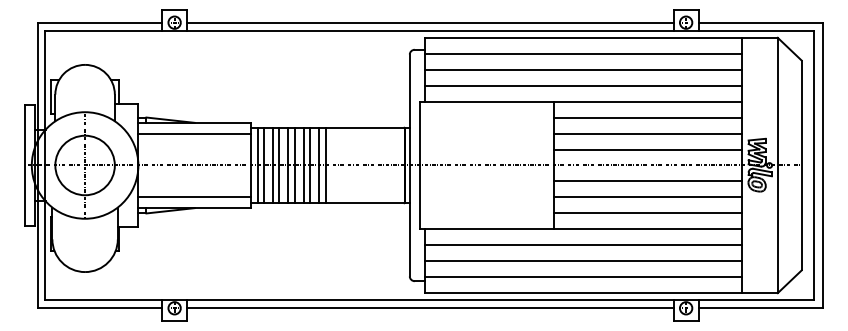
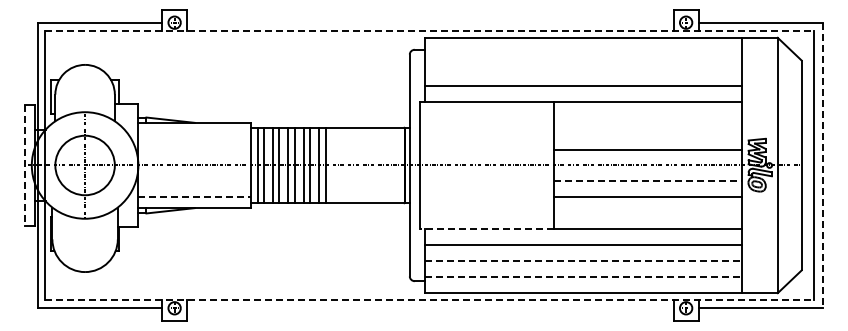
line: present -> none (429, 22)
line: solid -> dashed (429, 31)
line: present -> none (583, 53)
line: present -> none (583, 69)
line: present -> none (647, 117)
line: present -> none (194, 133)
line: present -> none (647, 133)
line: solid -> dashed (25, 165)
line: solid -> dashed (822, 165)
line: solid -> dashed (648, 181)
line: solid -> dashed (195, 197)
line: present -> none (647, 213)
line: solid -> dashed (486, 229)
line: solid -> dashed (583, 261)
line: solid -> dashed (583, 277)
line: solid -> dashed (429, 299)
line: present -> none (429, 308)
